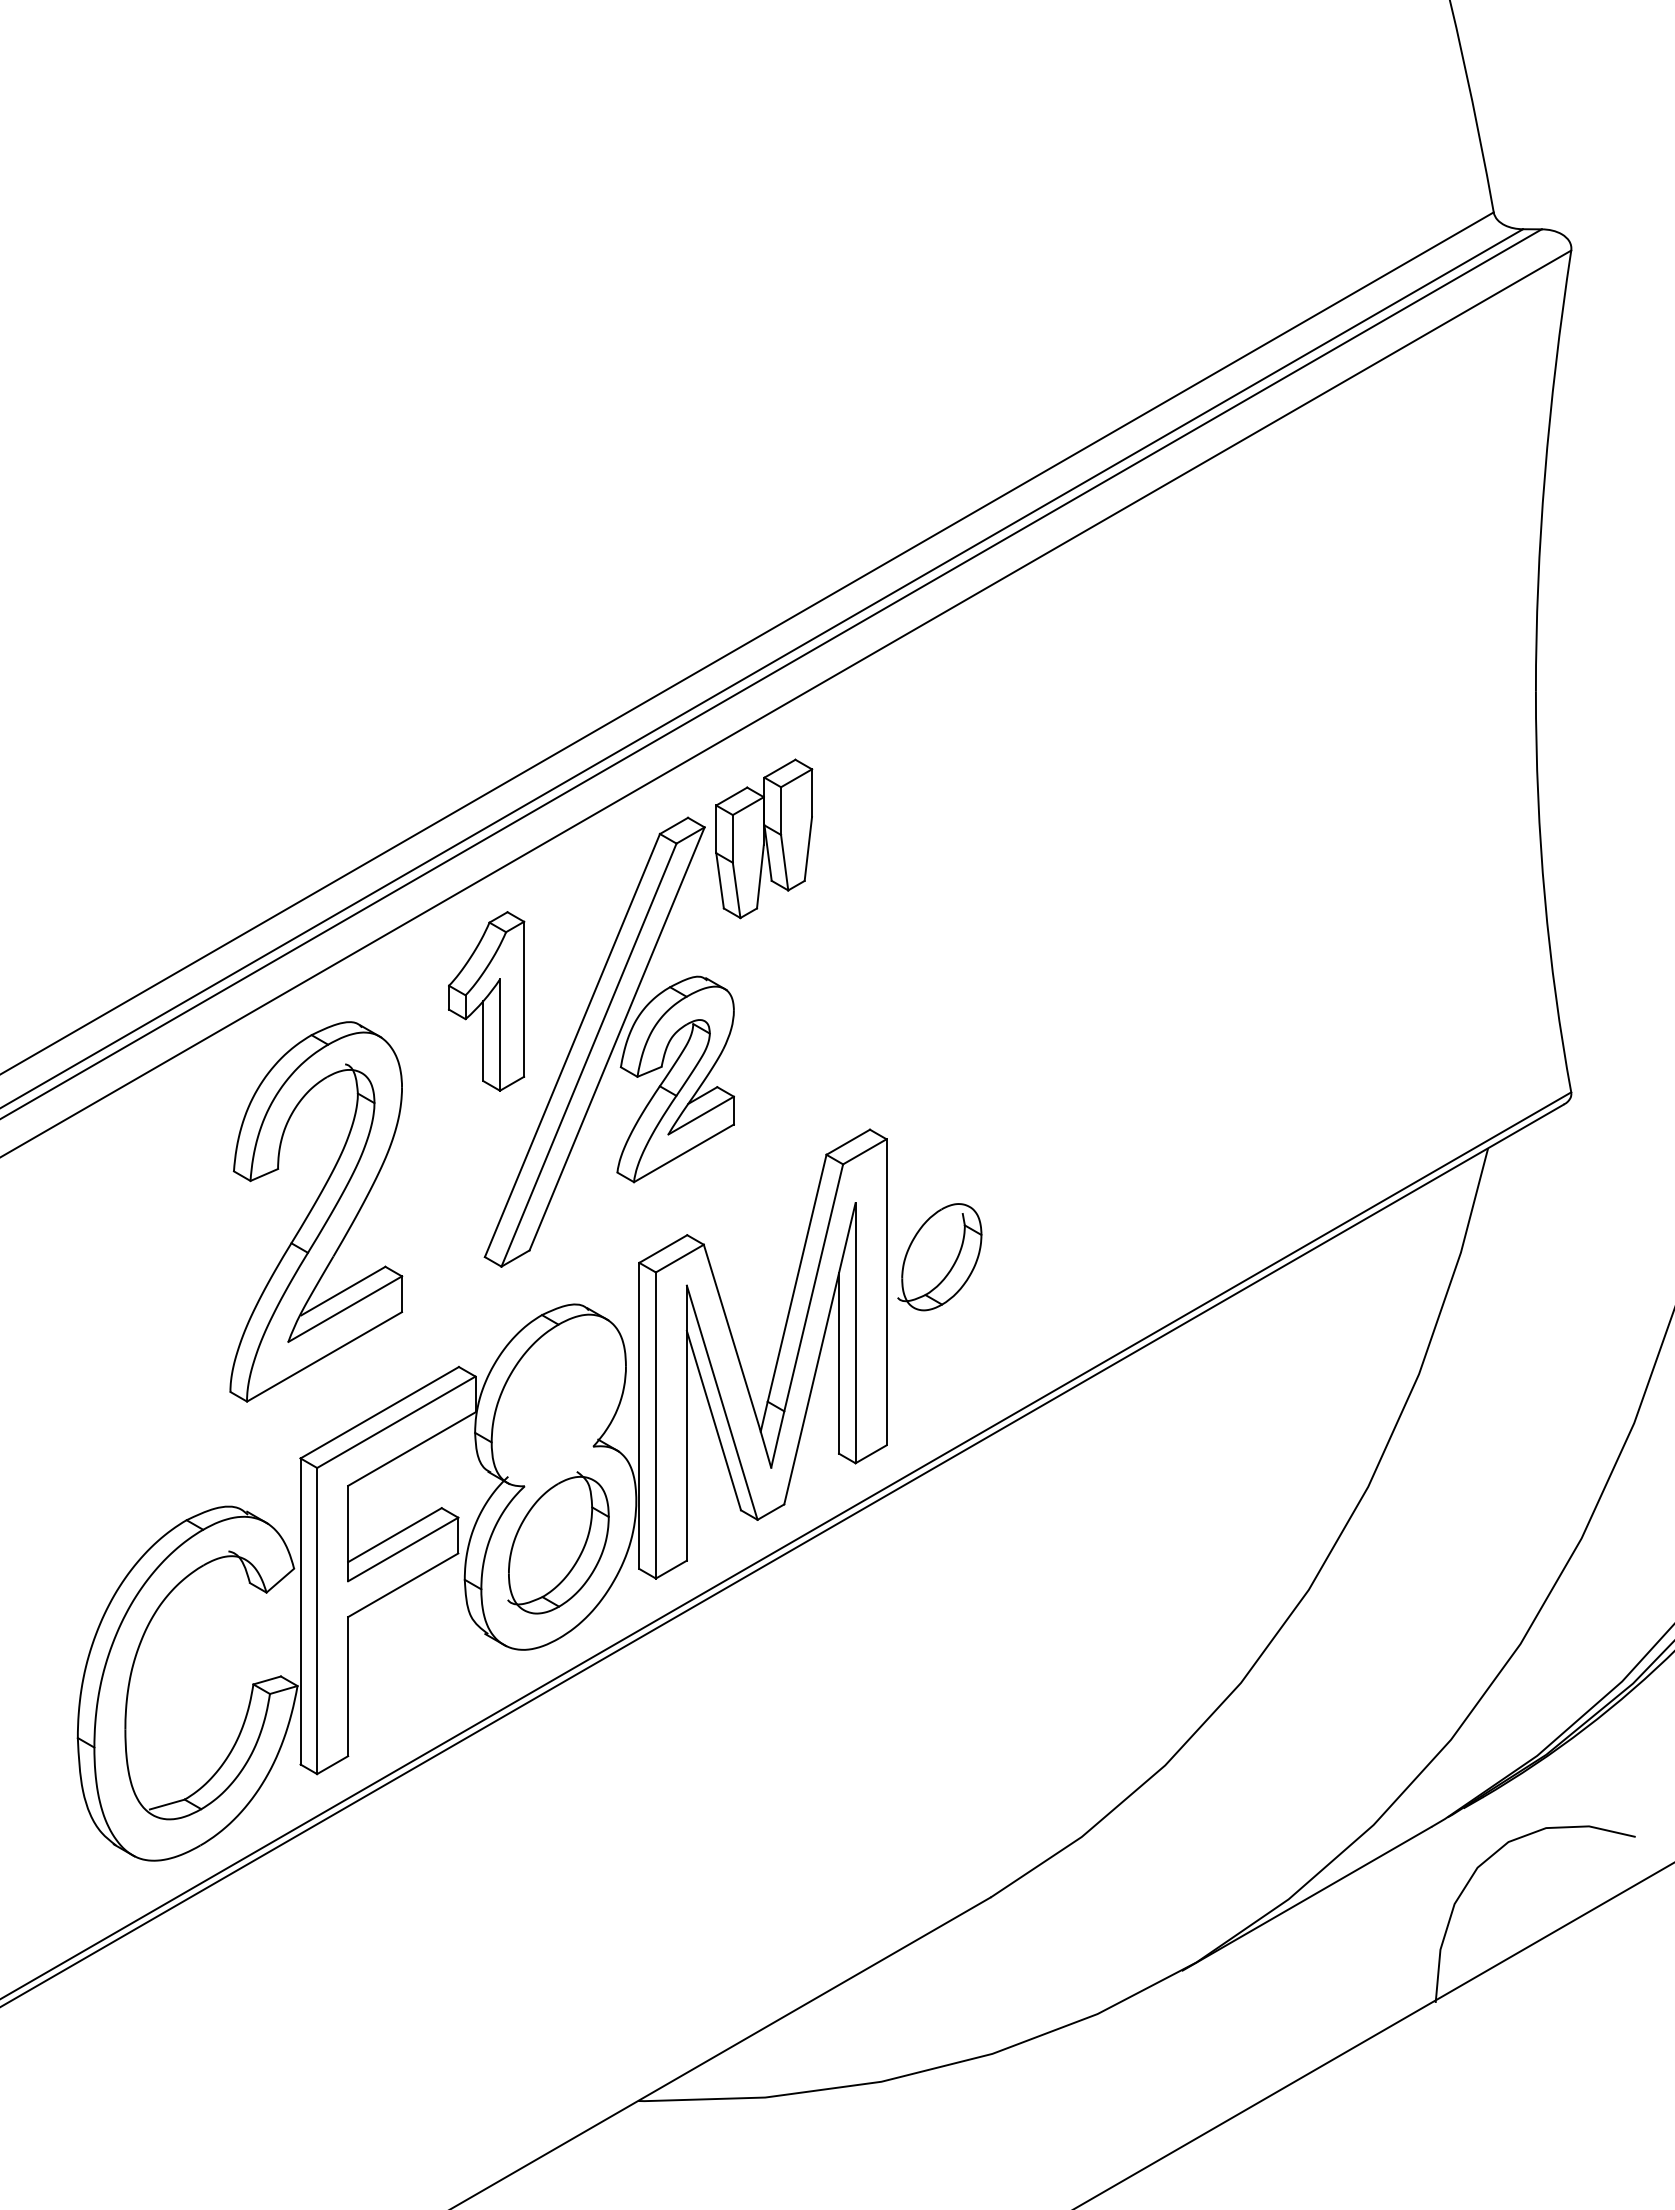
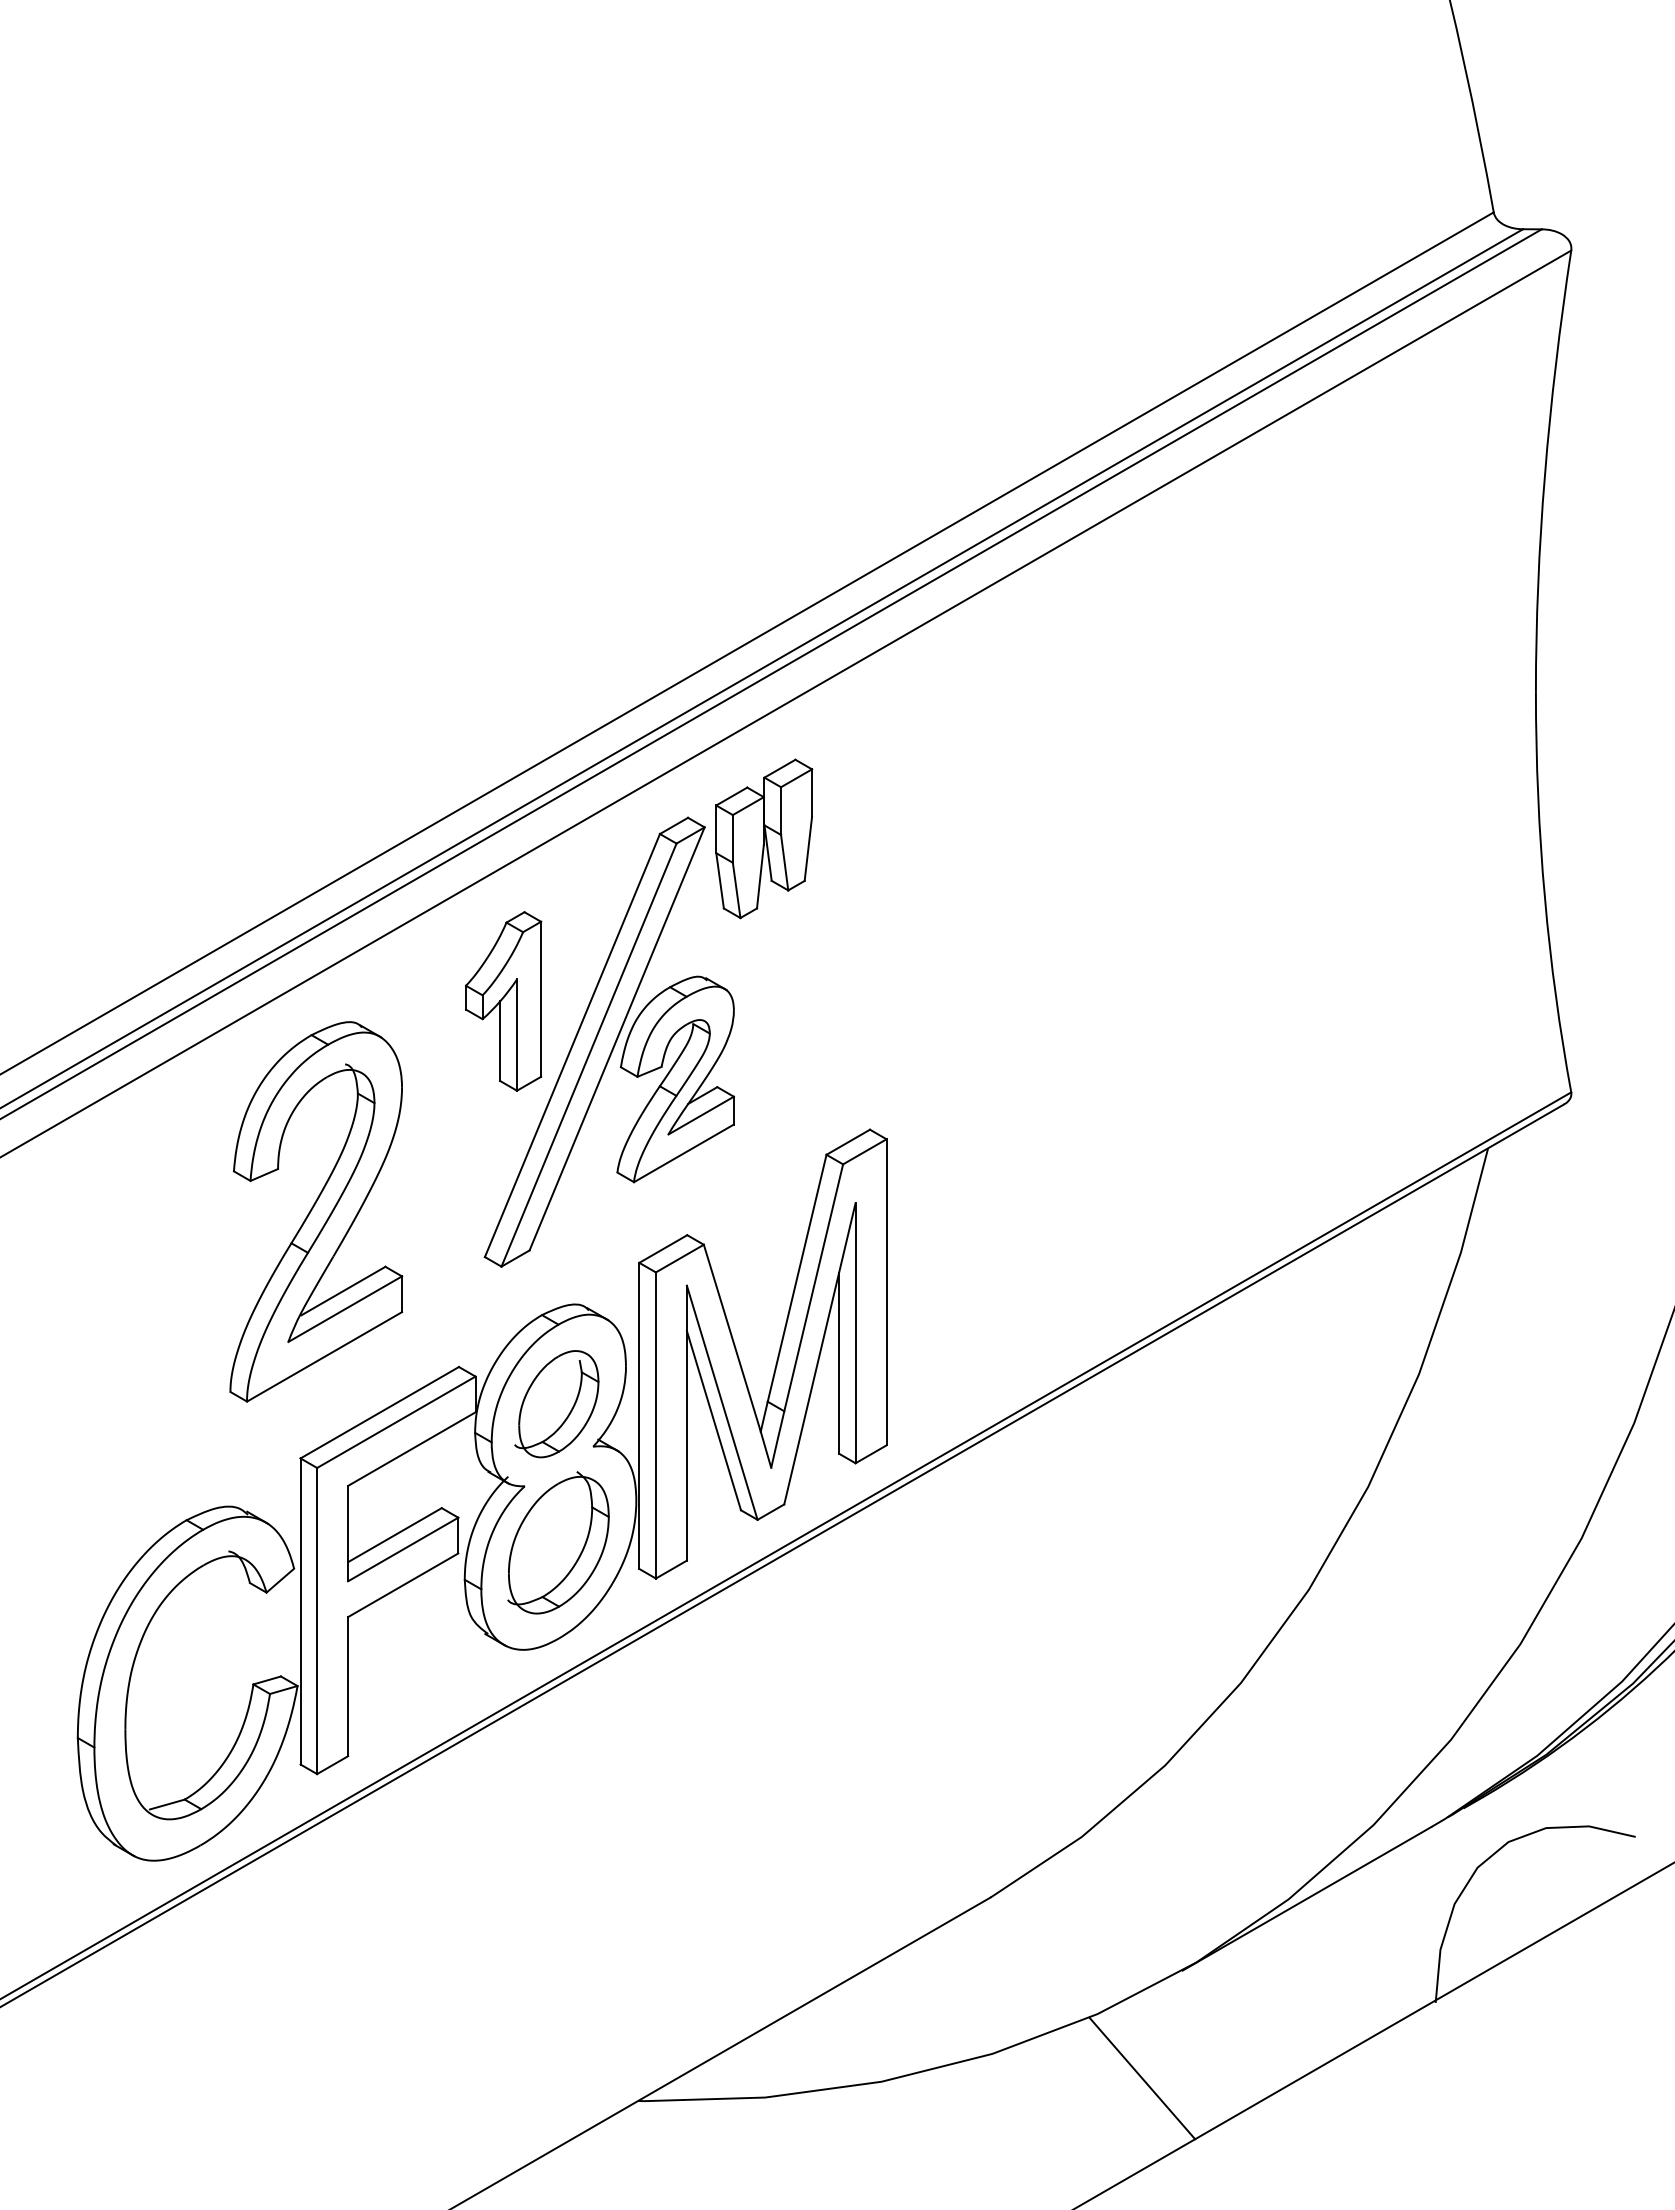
part position: (486, 1001) -> (503, 1001) (503, 1001)
part position: (939, 1257) -> (556, 1404) (556, 1404)
line: none -> present (1142, 2078)
